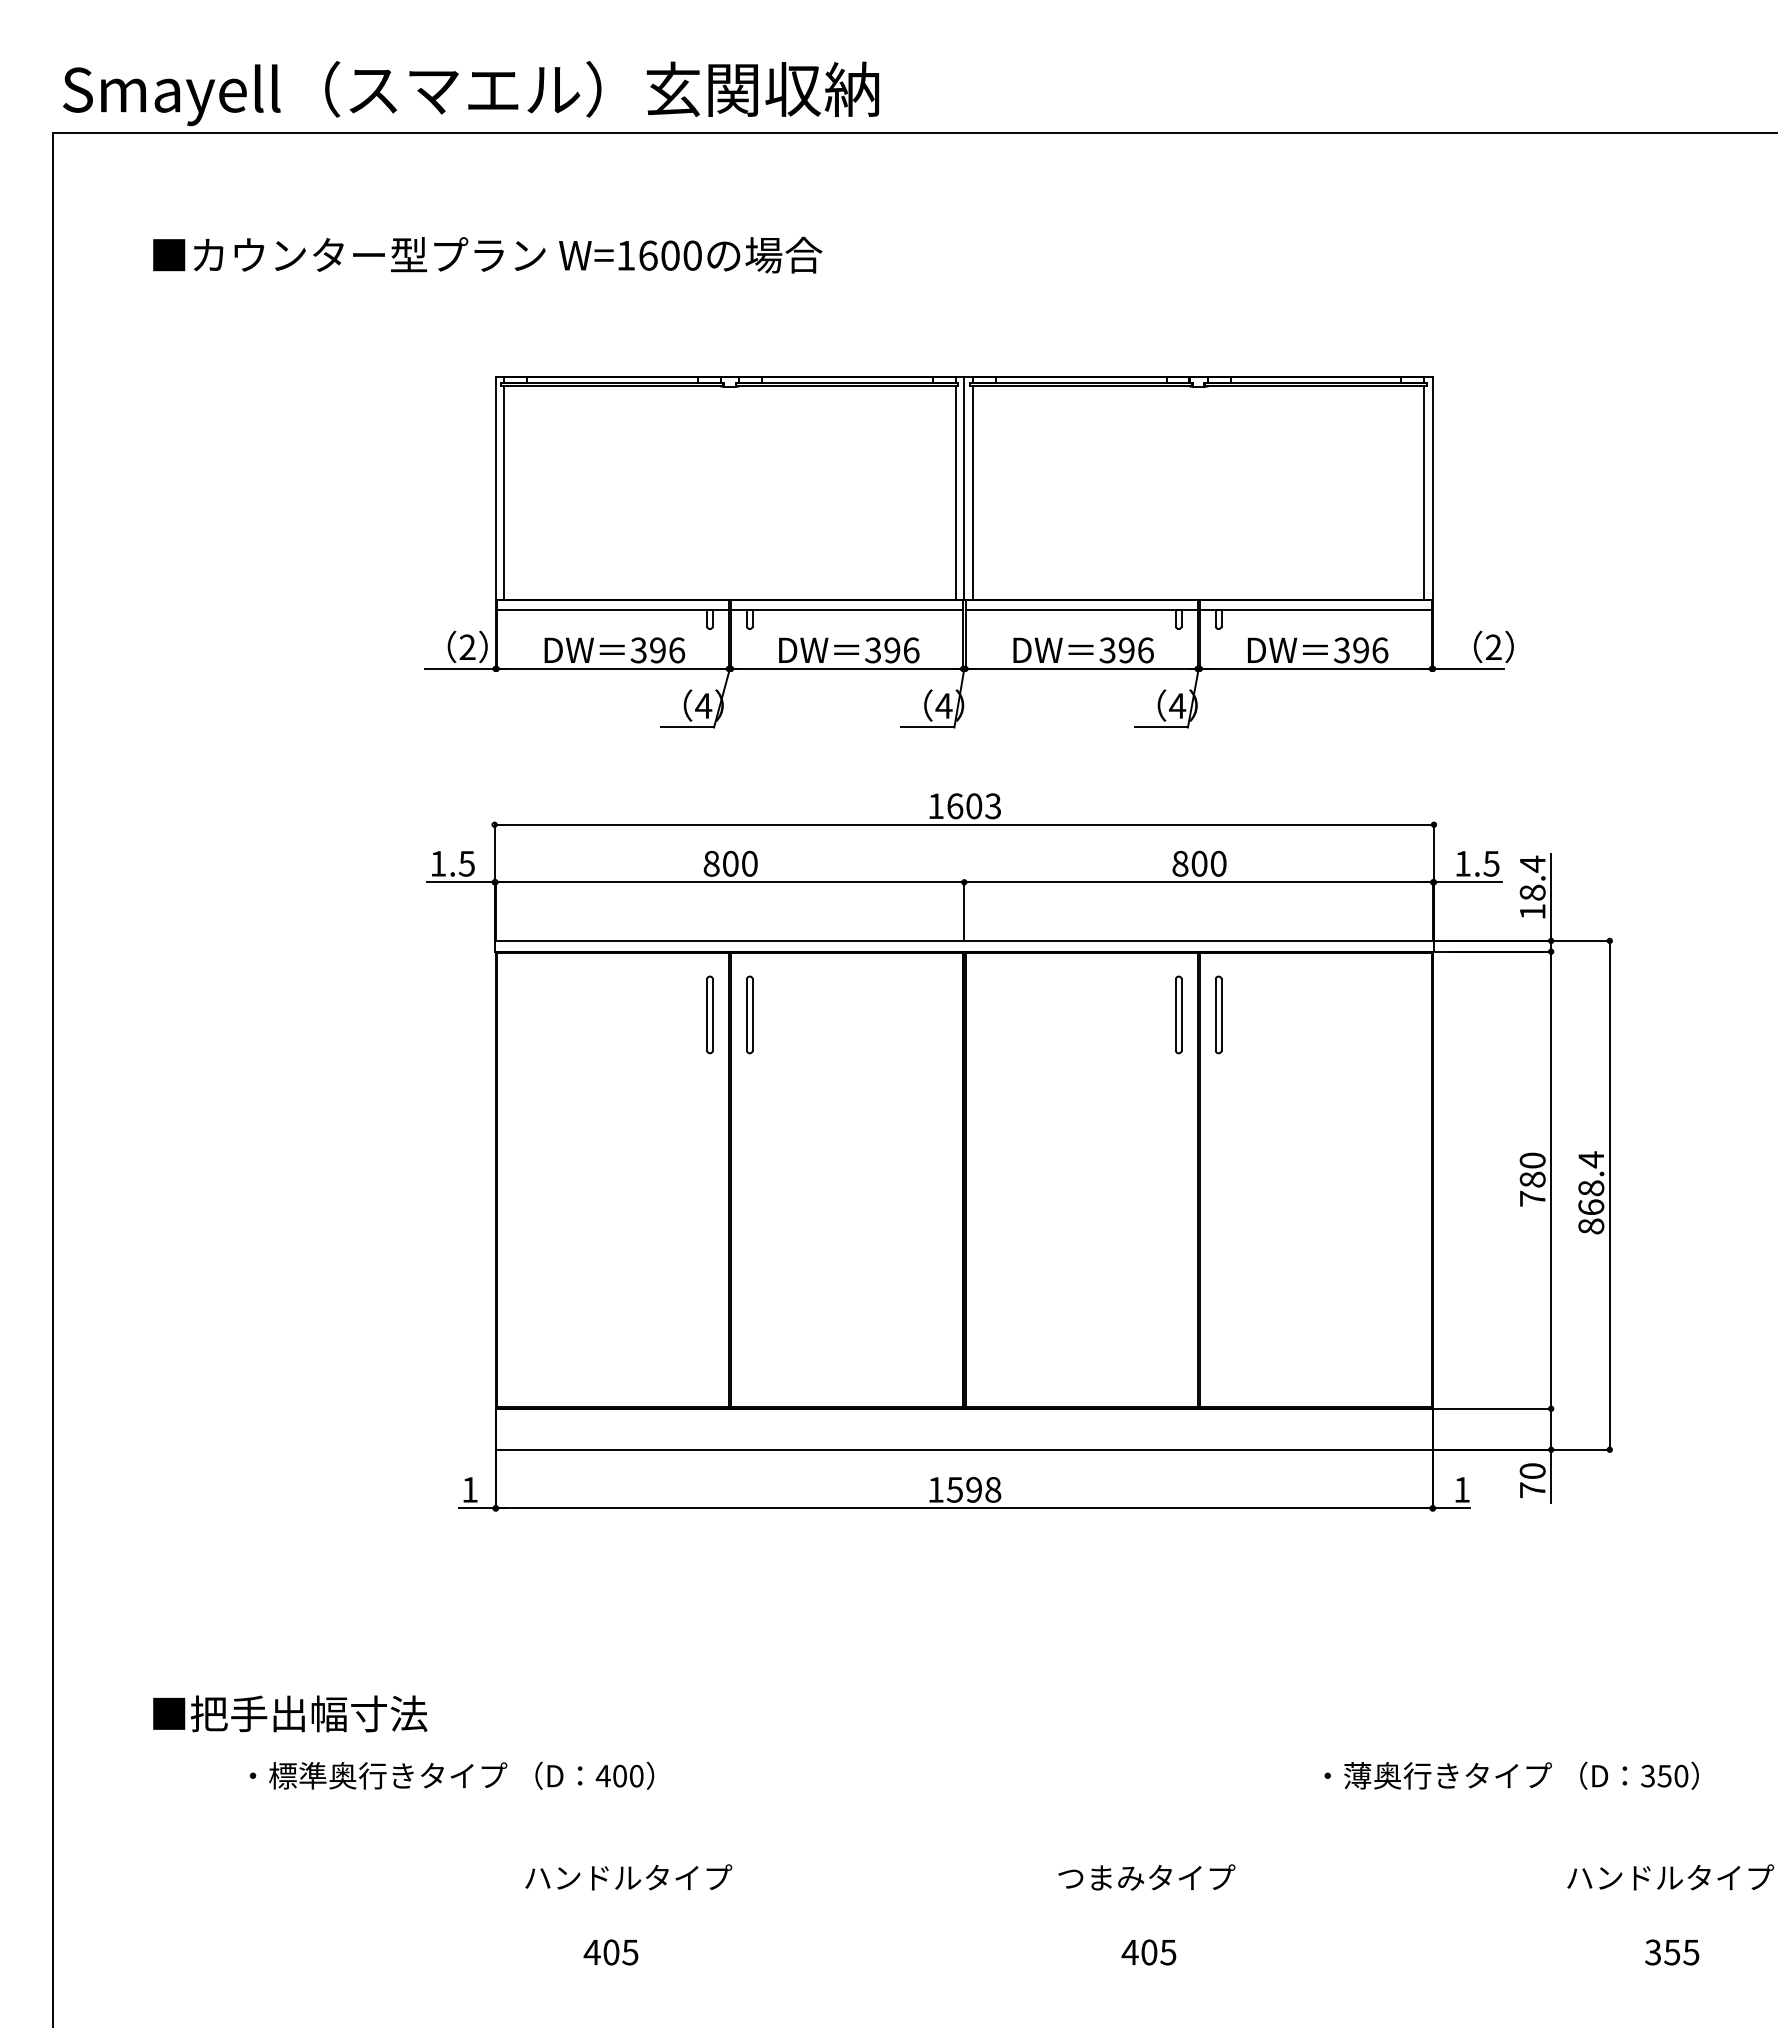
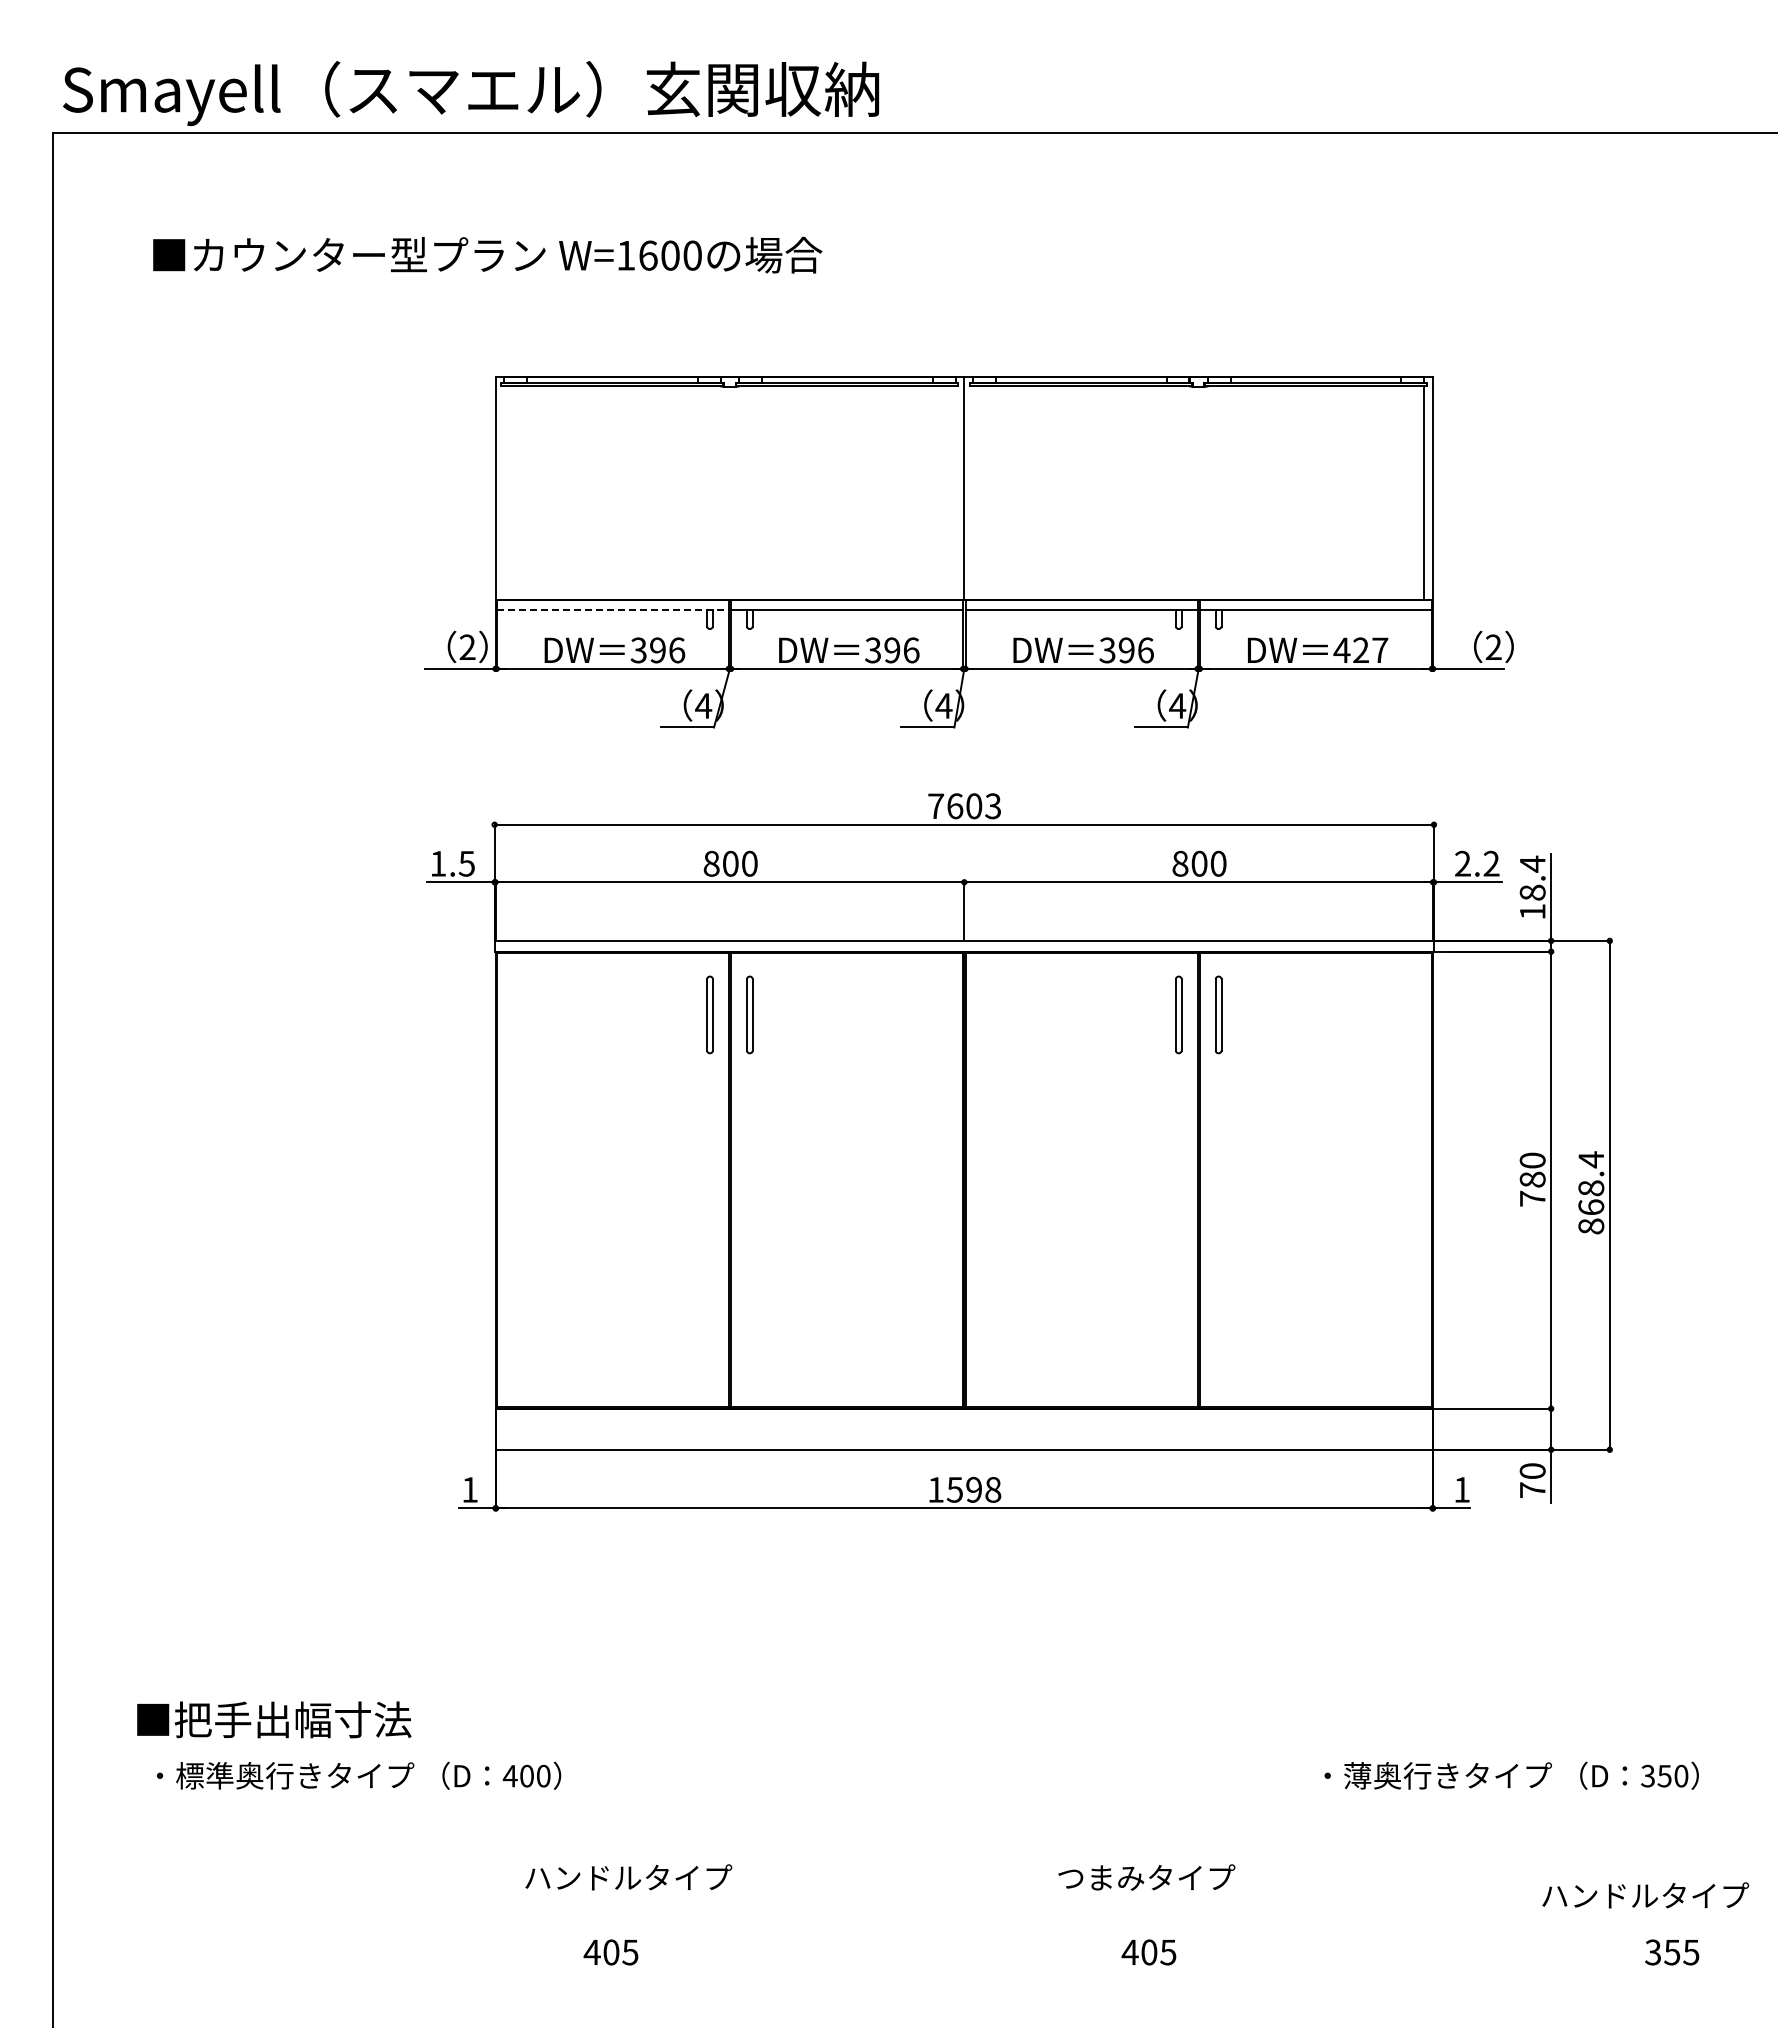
line: present -> none (504, 492)
line: present -> none (955, 492)
line: present -> none (973, 492)
line: solid -> dashed (613, 610)
text: 396 -> 427 (1360, 650)
text: 1603 -> 7603 (936, 805)
text: 1.5 -> 2.2 (1477, 863)
text position: (290, 1713) -> (274, 1719) (274, 1719)
text position: (452, 1775) -> (359, 1775) (359, 1775)
text position: (1670, 1877) -> (1645, 1895) (1645, 1895)
